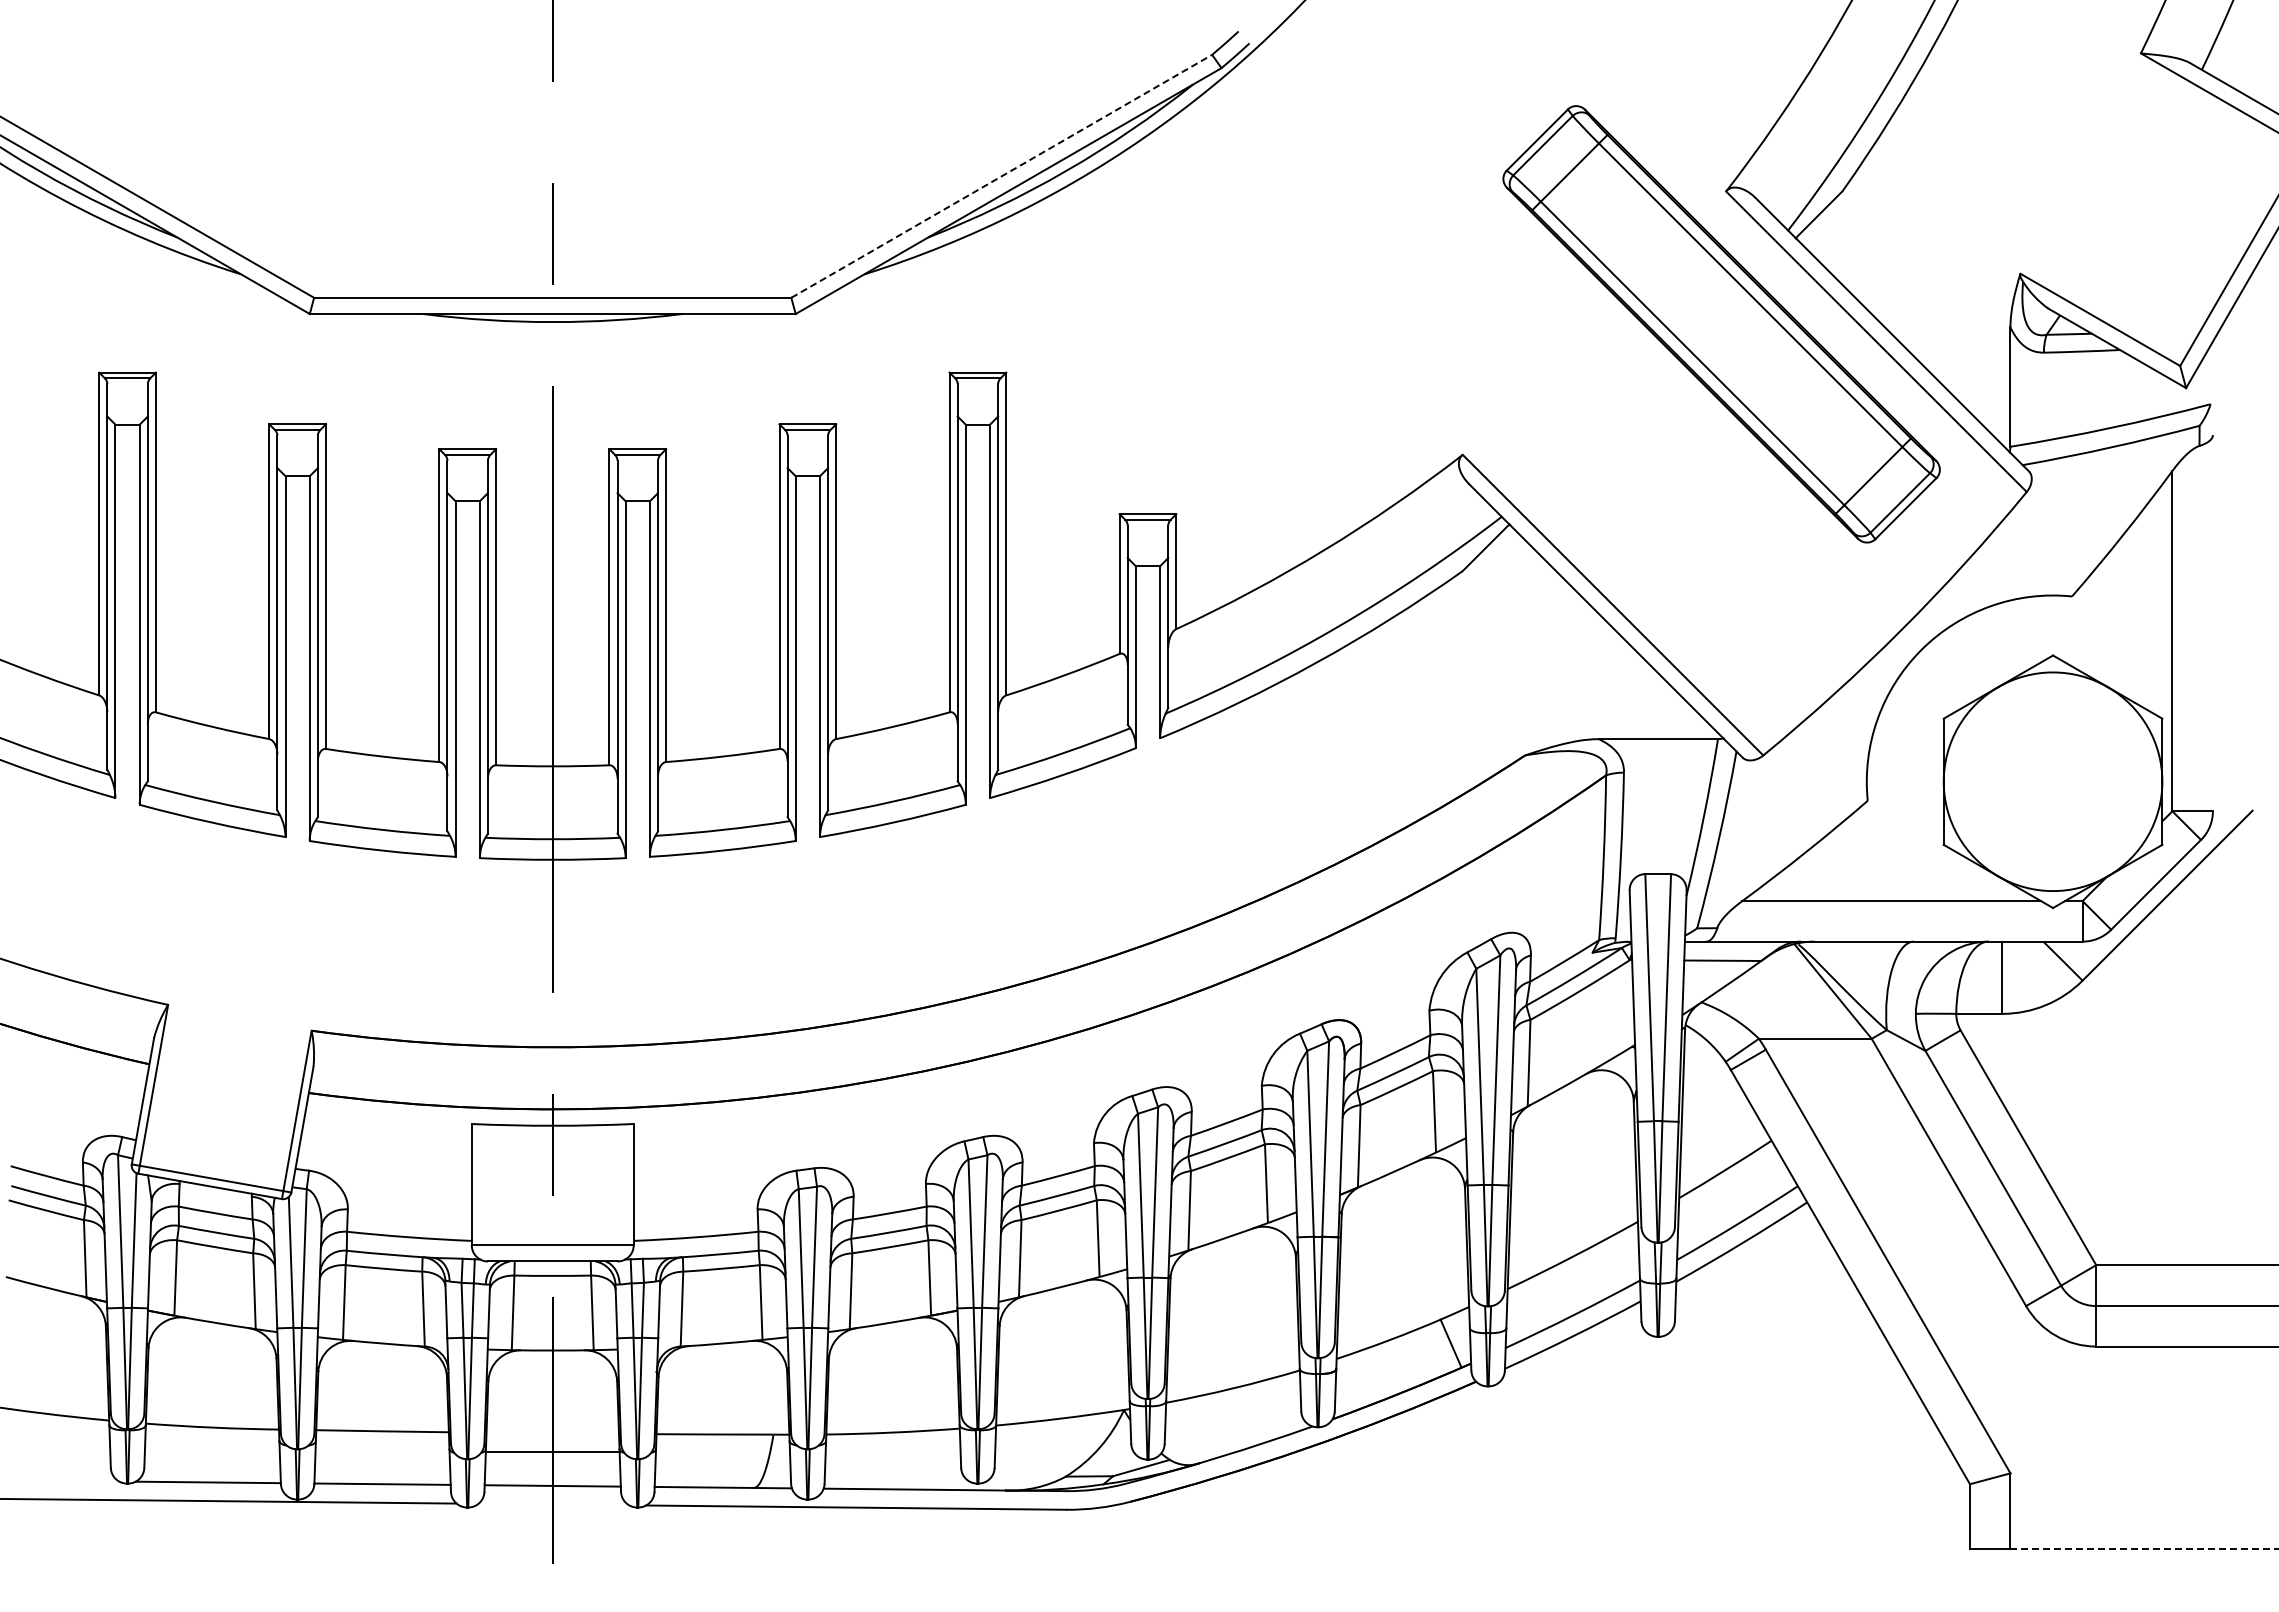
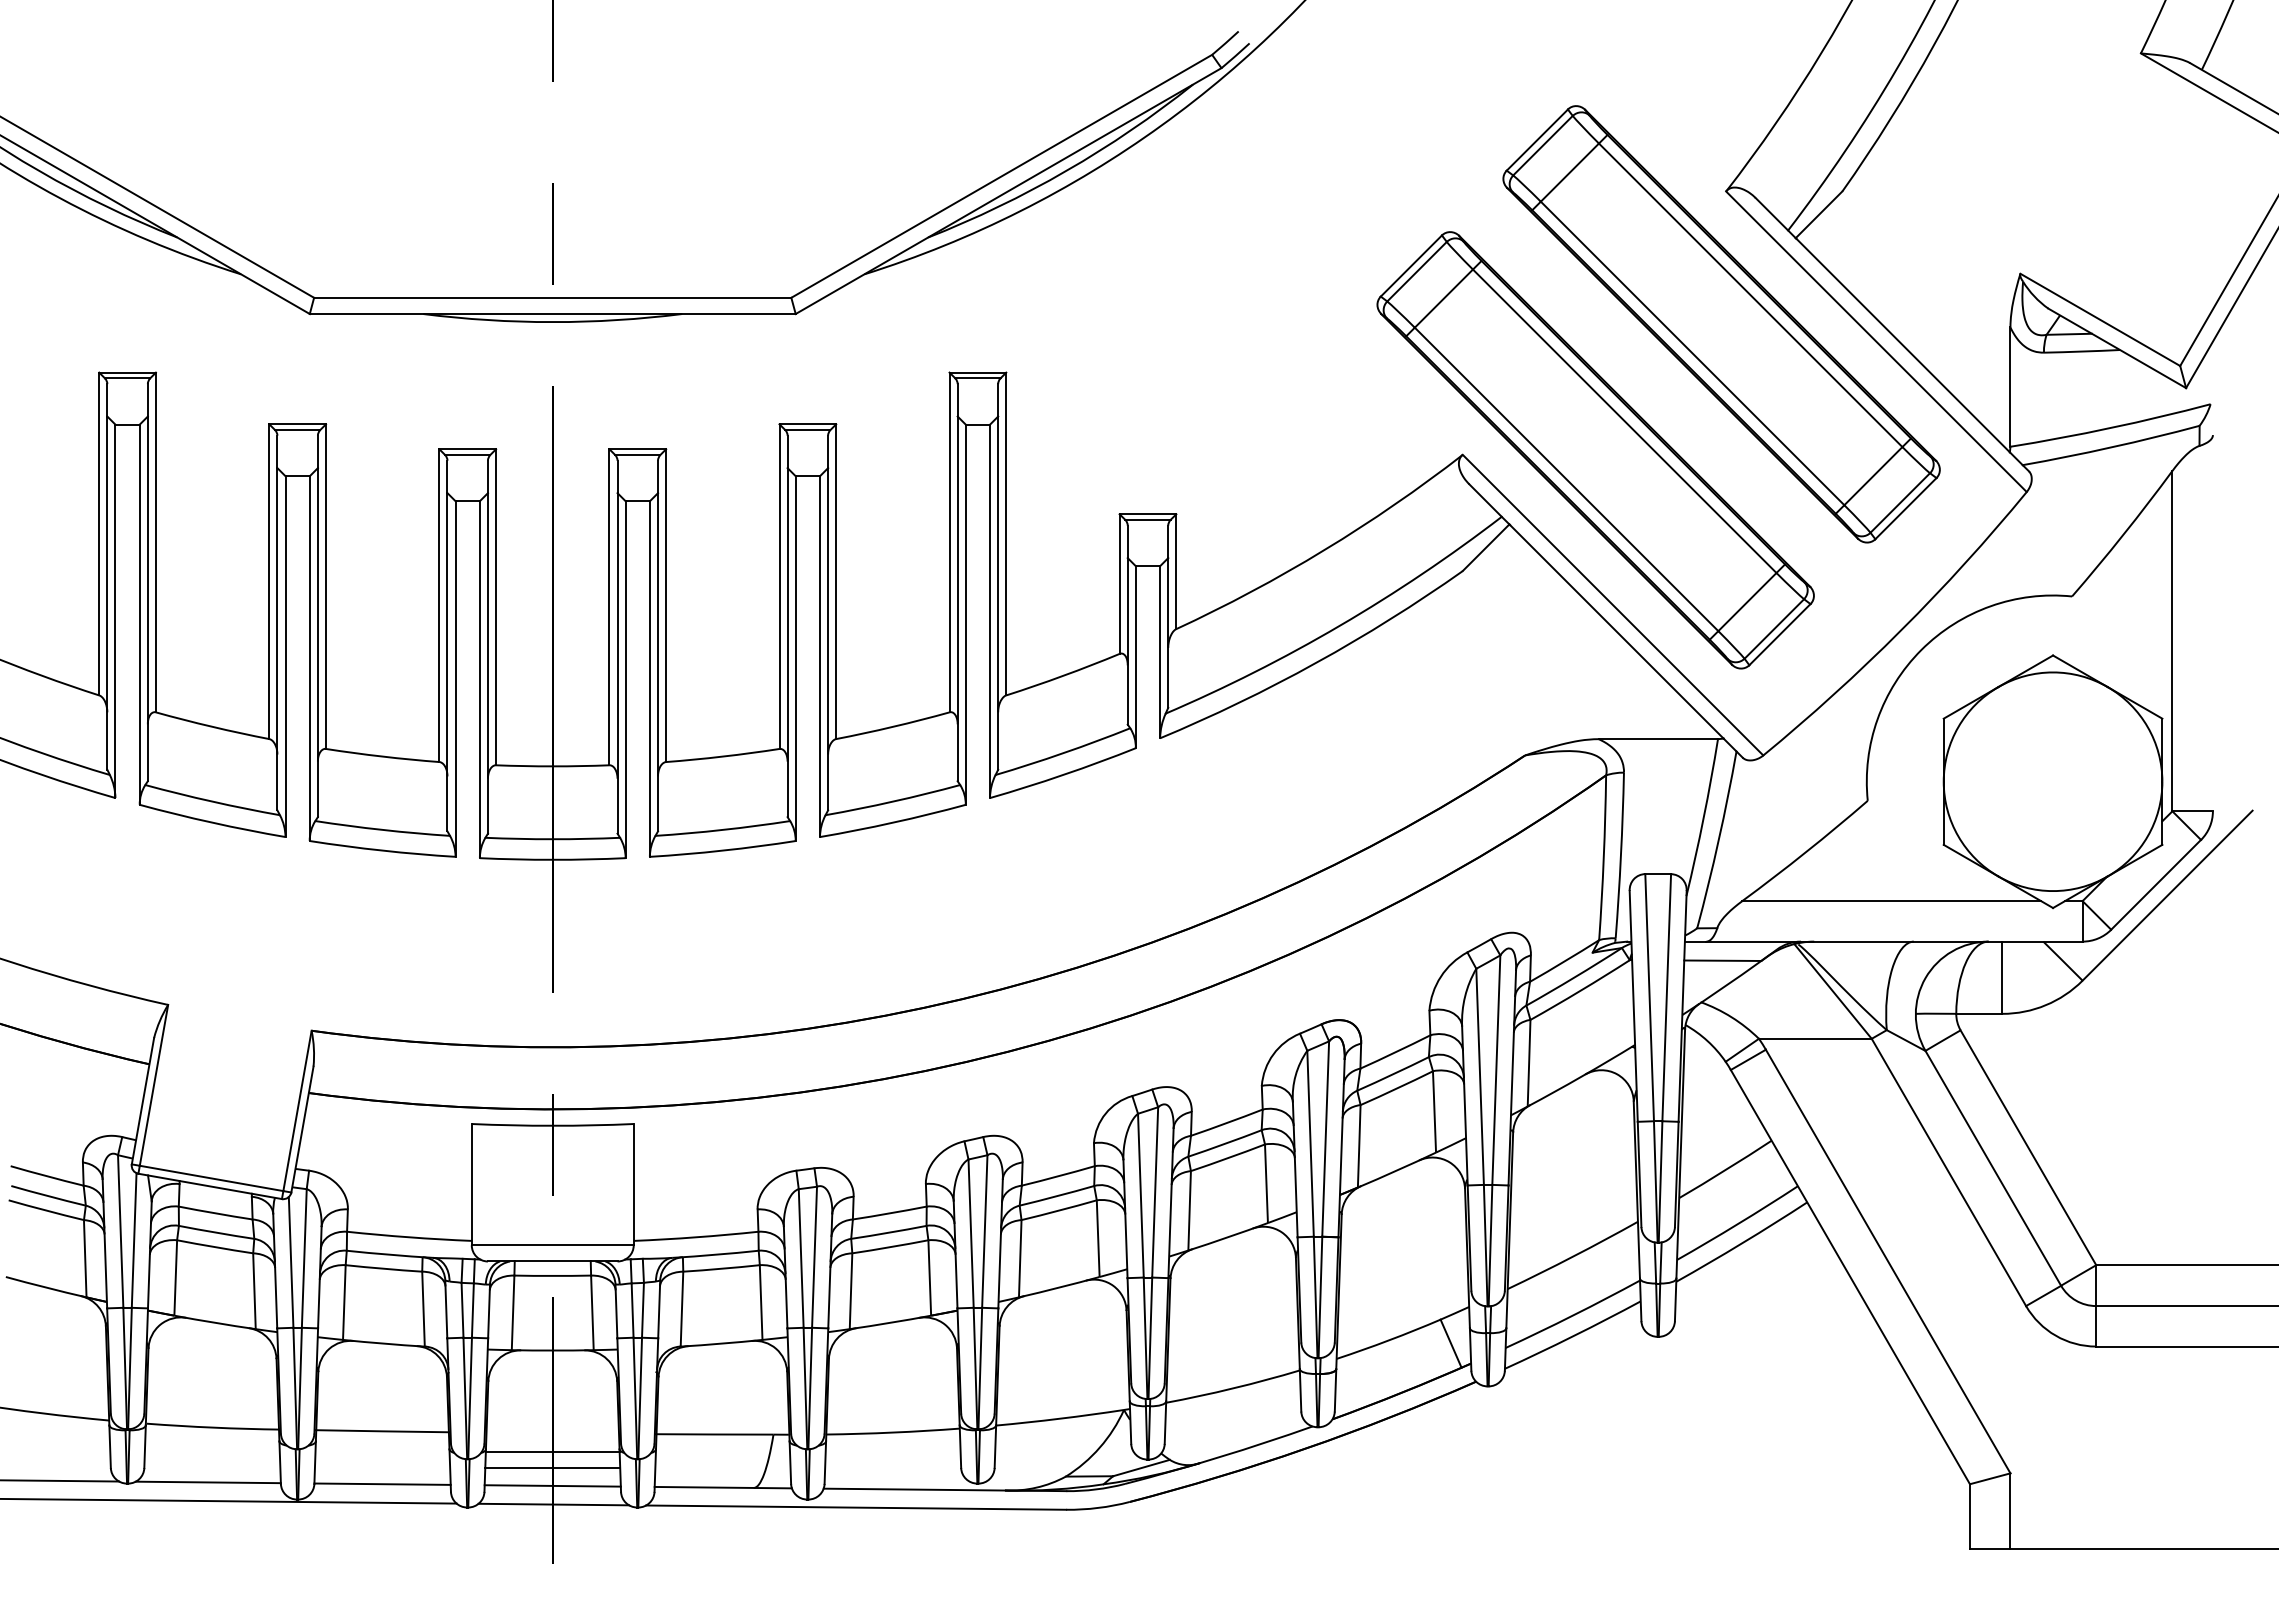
line: dashed -> solid (1001, 176)
part: none -> present (1595, 450)
line: none -> present (552, 1468)
line: none -> present (60, 1480)
line: none -> present (553, 1504)
line: dashed -> solid (2144, 1549)
